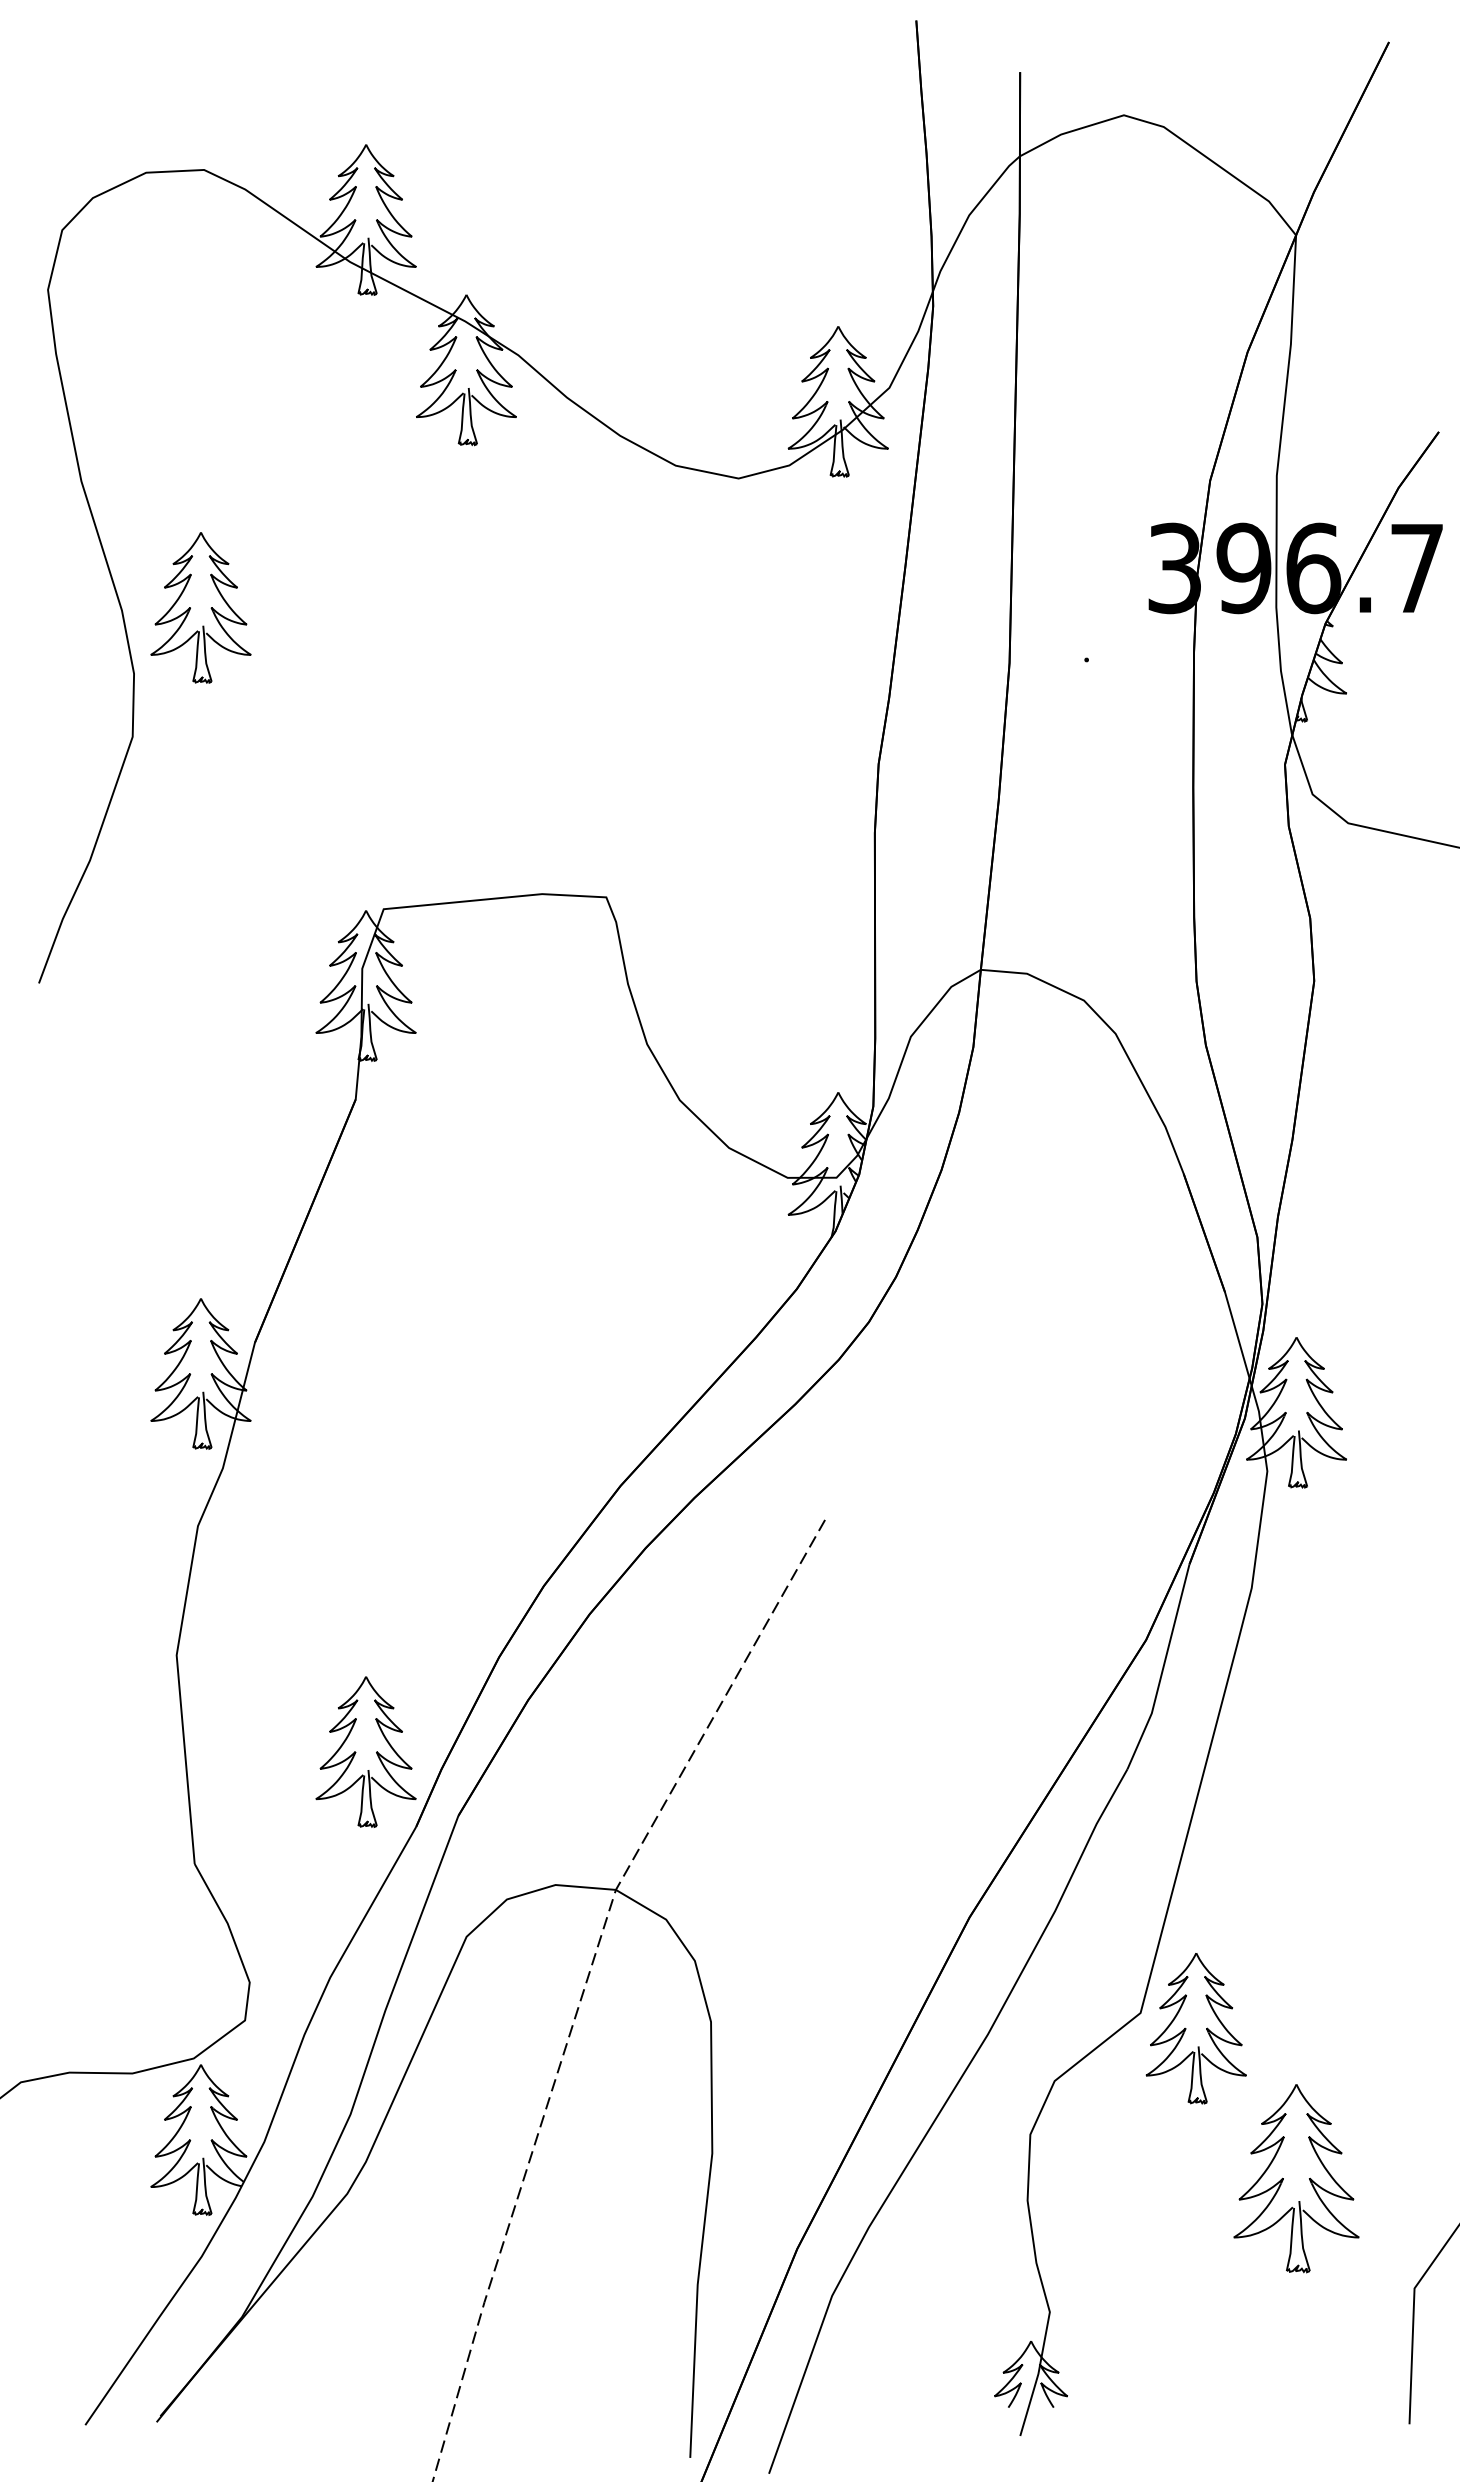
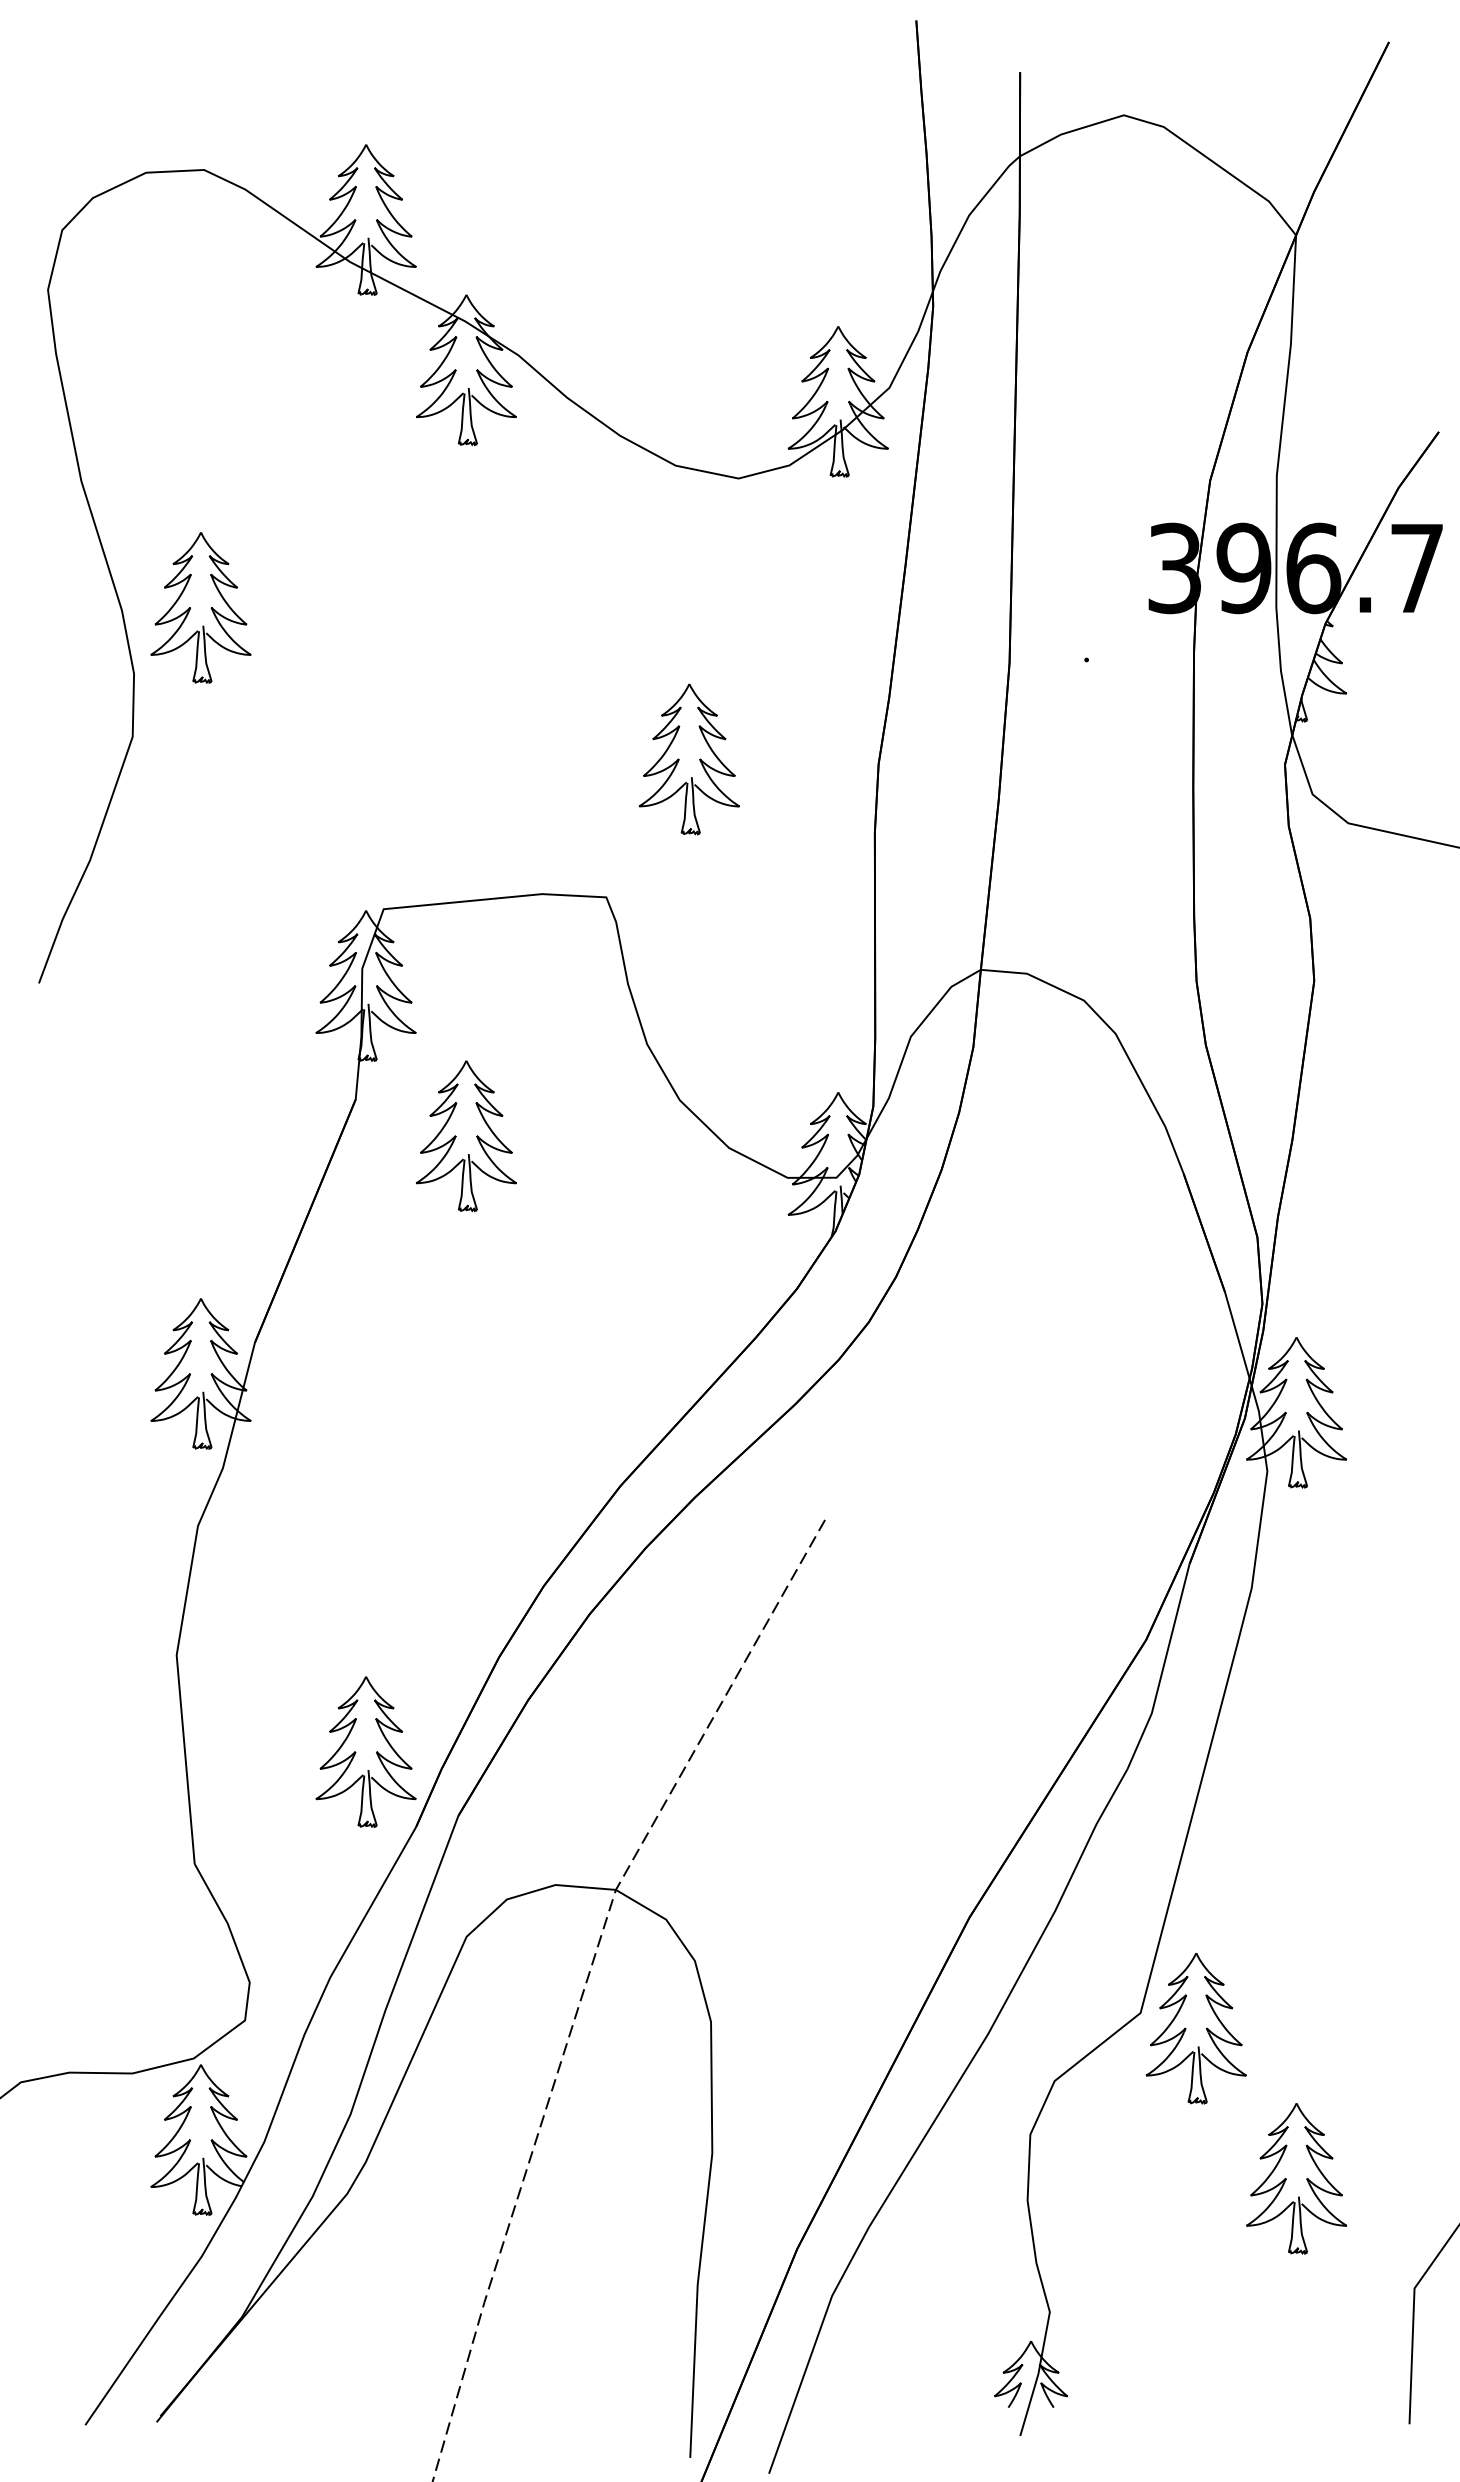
part: none -> present (689, 759)
part: none -> present (465, 1136)
part size: 127x190 px -> 102x152 px (1296, 2178)
